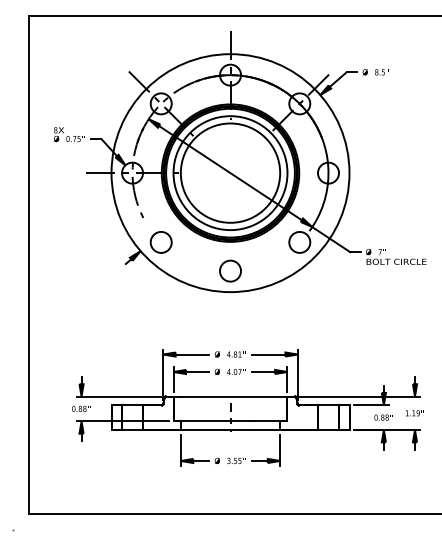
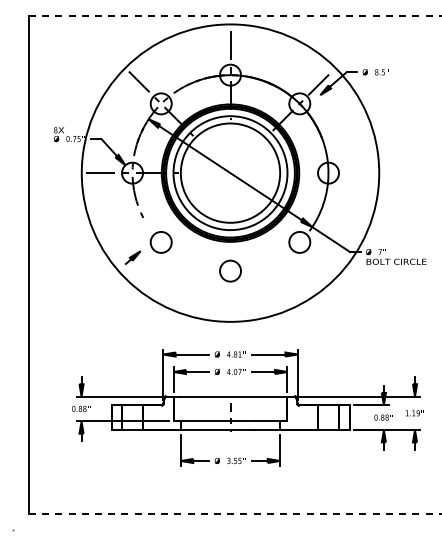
line: solid -> dashed (235, 16)
circle diameter: 238 px -> 297 px (230, 172)
line: solid -> dashed (235, 514)
